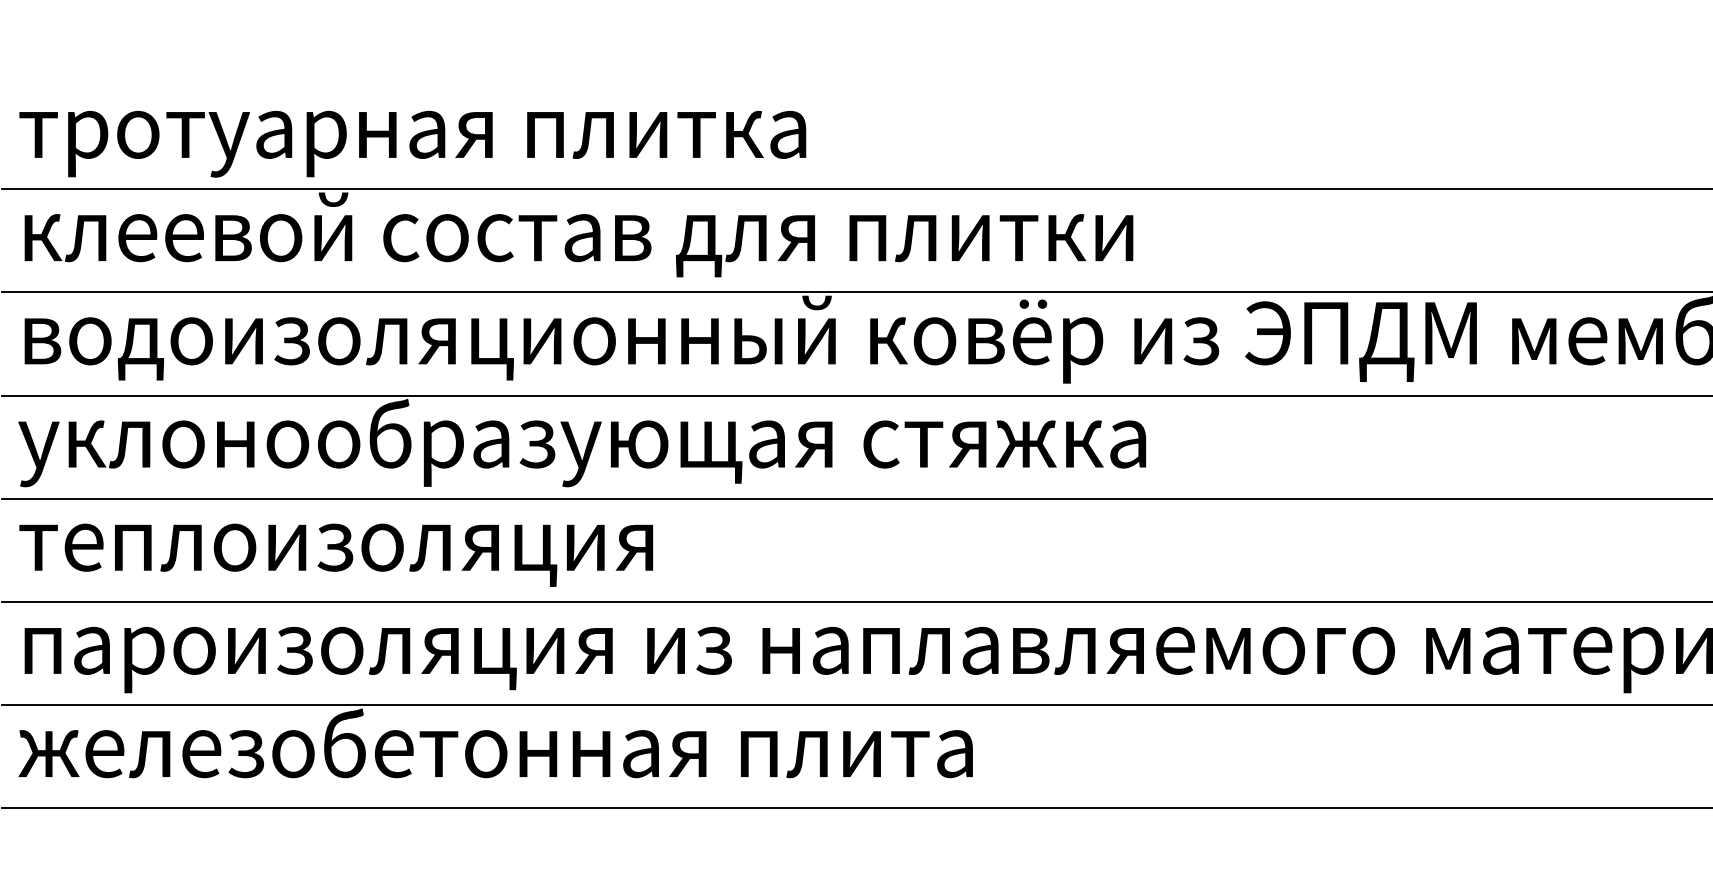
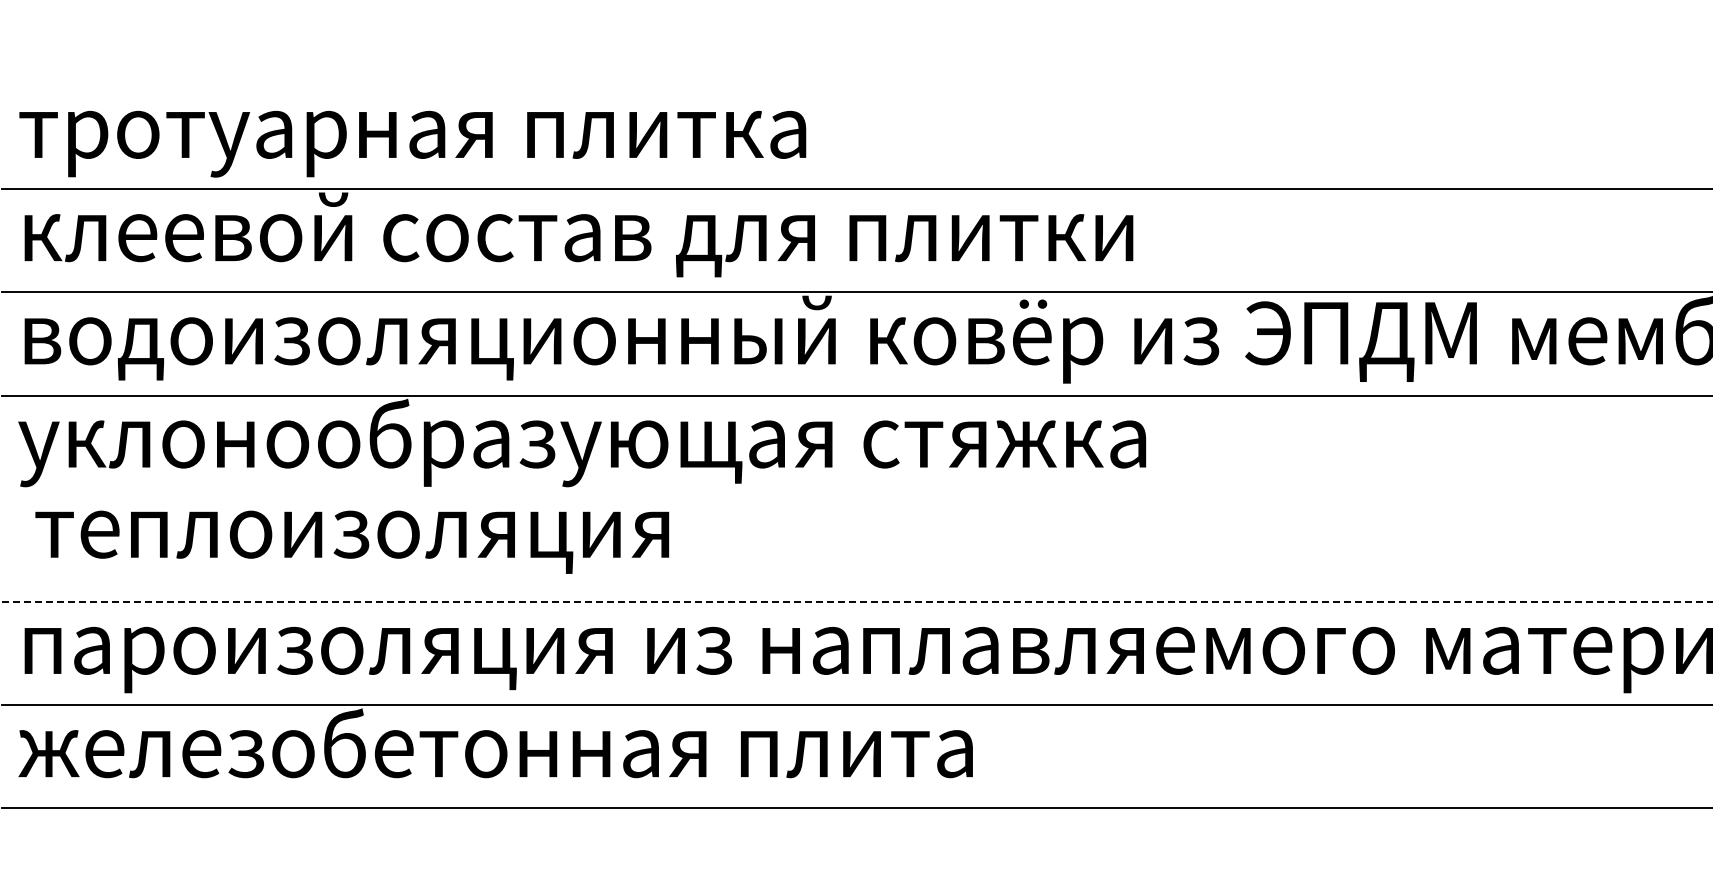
line: present -> none (855, 498)
text position: (336, 554) -> (352, 541) (352, 541)
line: solid -> dashed (857, 601)
